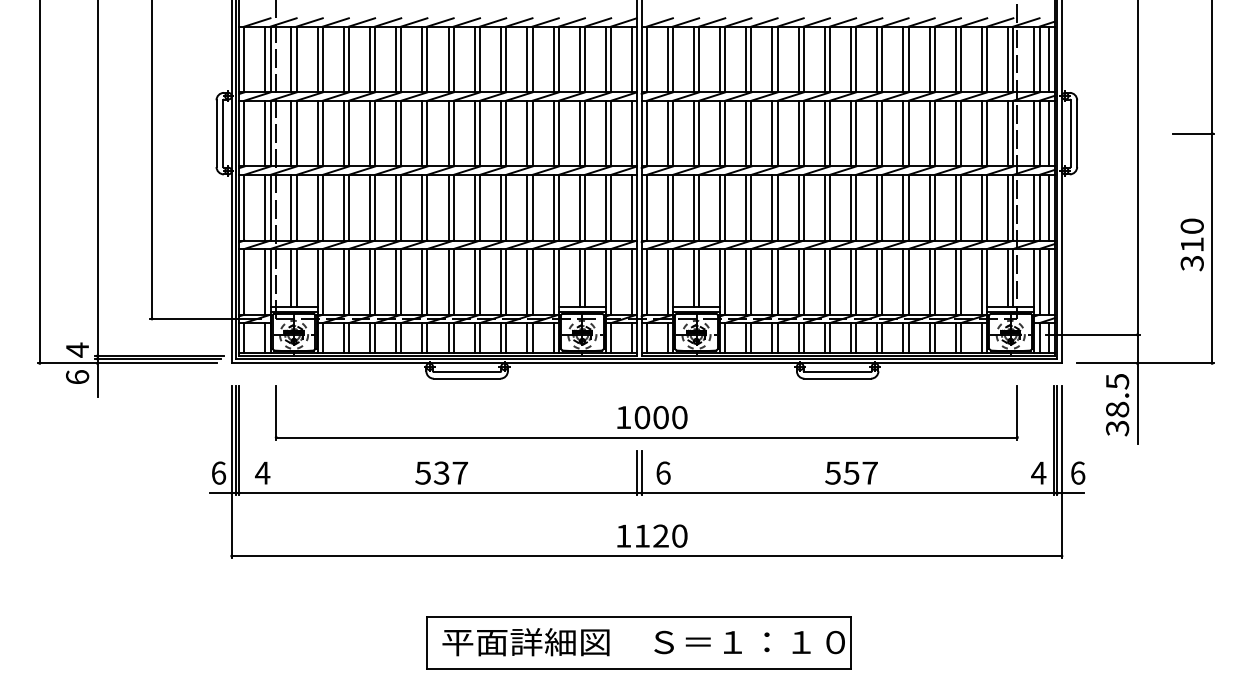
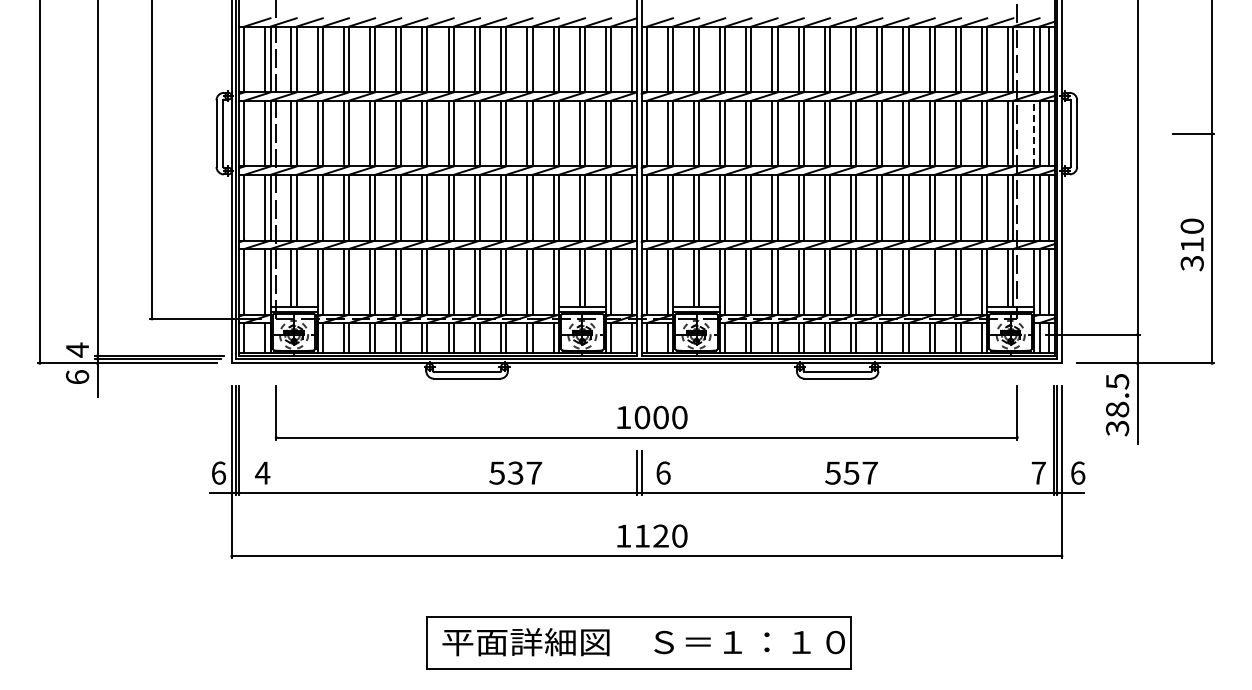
line: solid -> dashed (1034, 133)
line: present -> none (929, 281)
text position: (441, 472) -> (515, 472) (515, 472)
text: 4 -> 7 (1038, 472)
